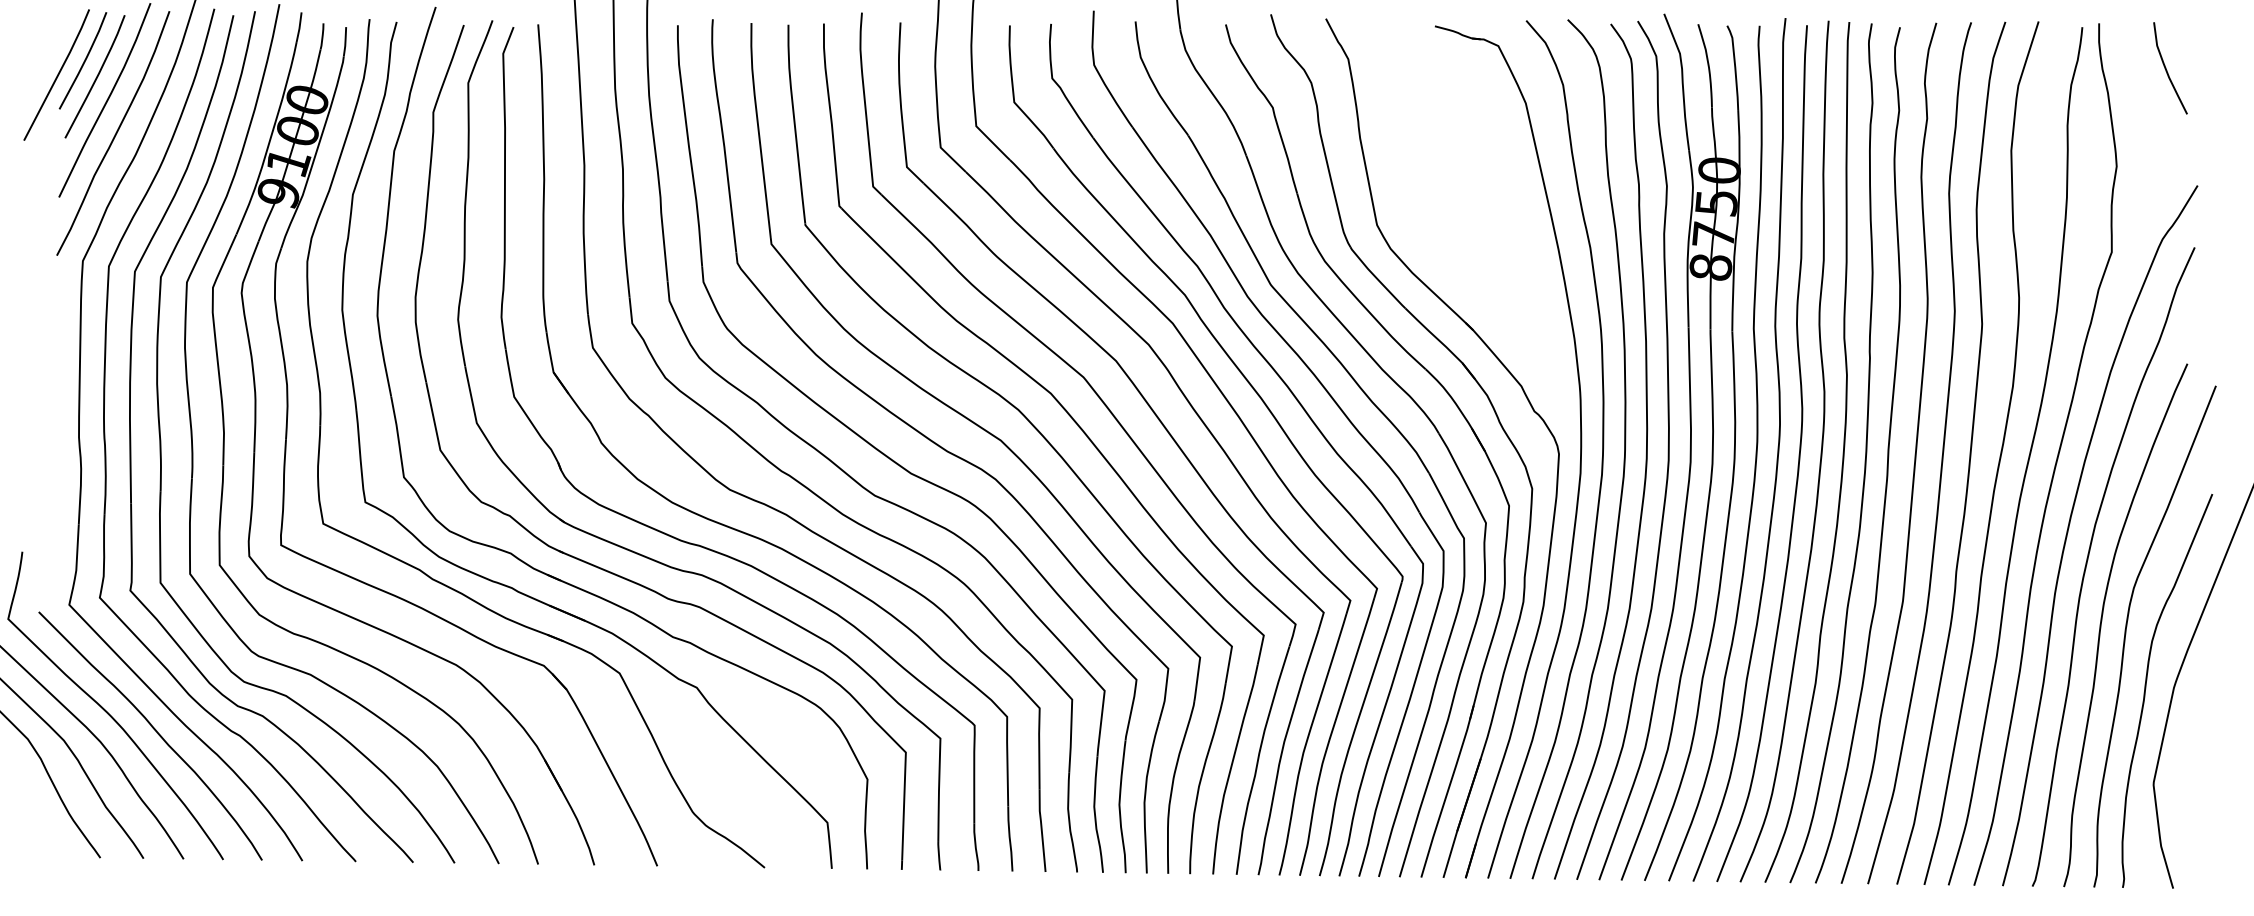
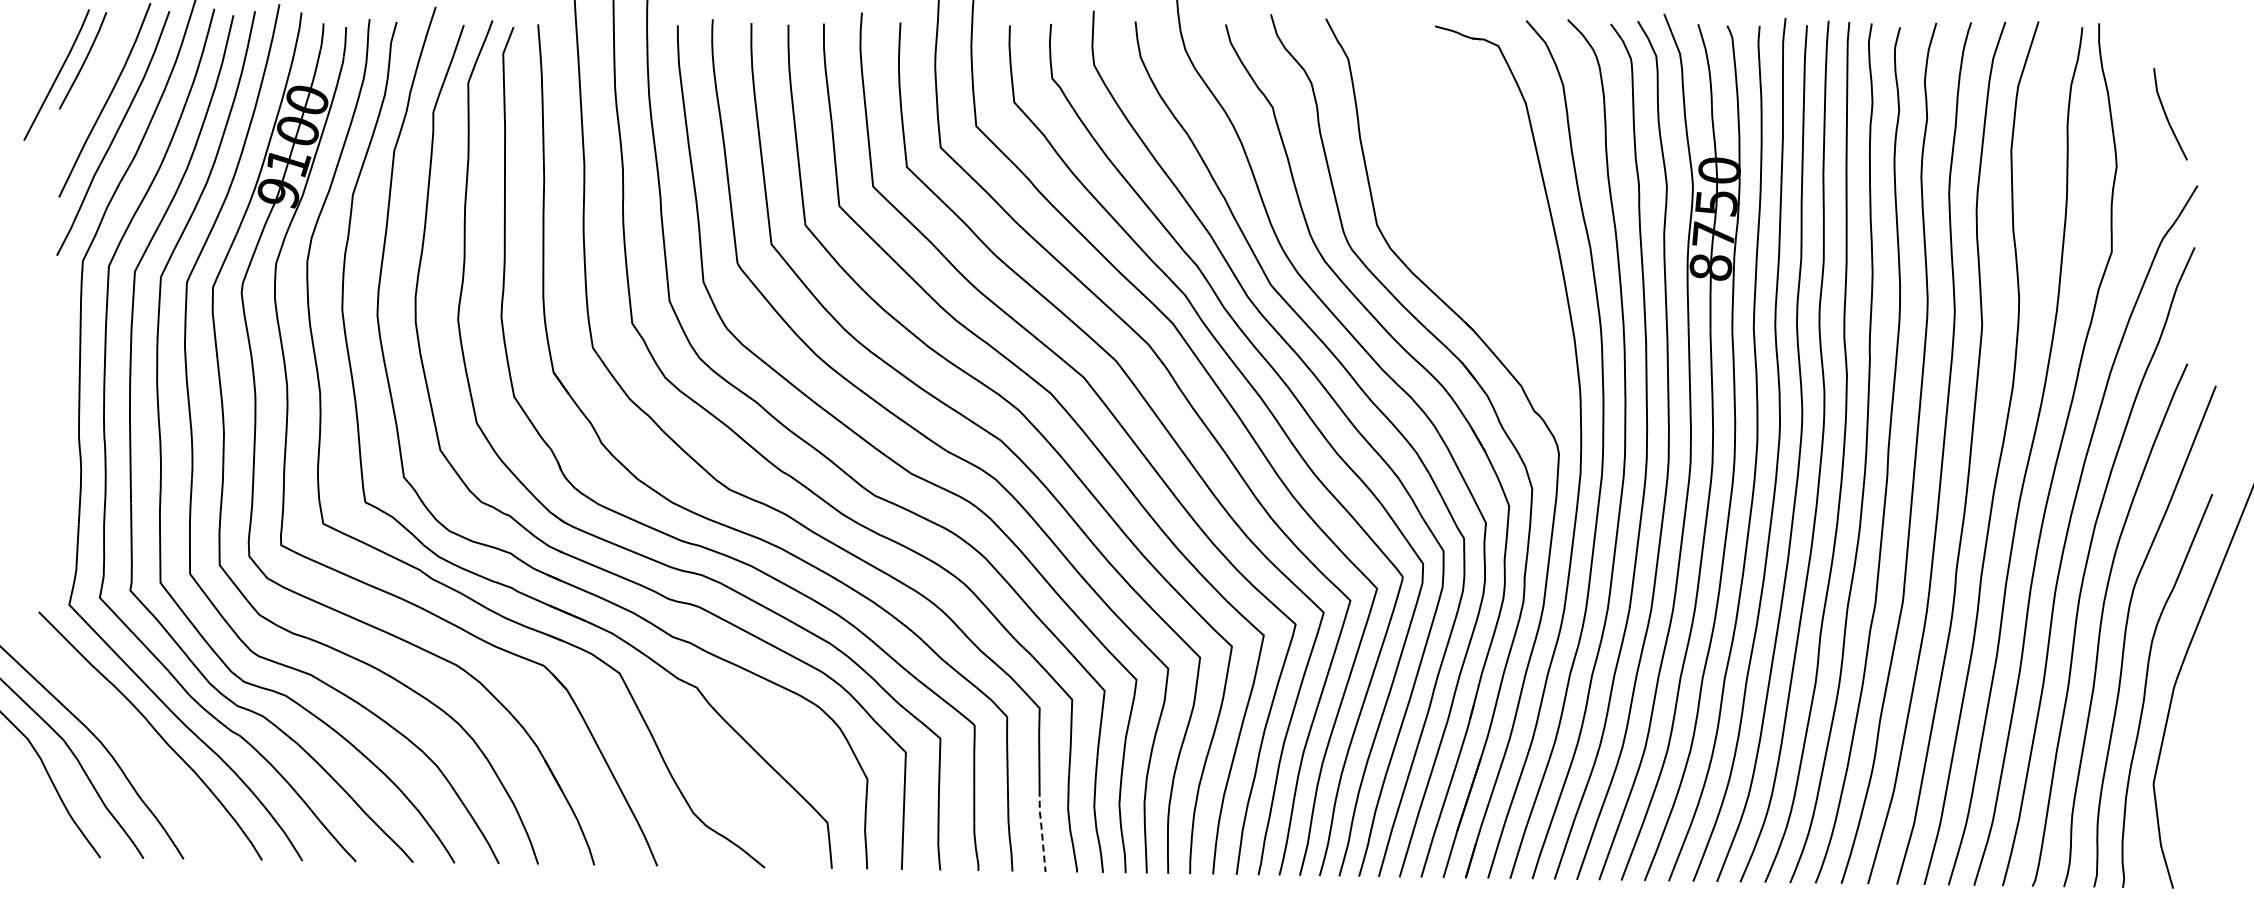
curve position: (2167, 70) -> (2167, 116) (2167, 116)
curve: present -> none (95, 77)
curve: present -> none (108, 712)
line: solid -> dashed (1041, 829)
